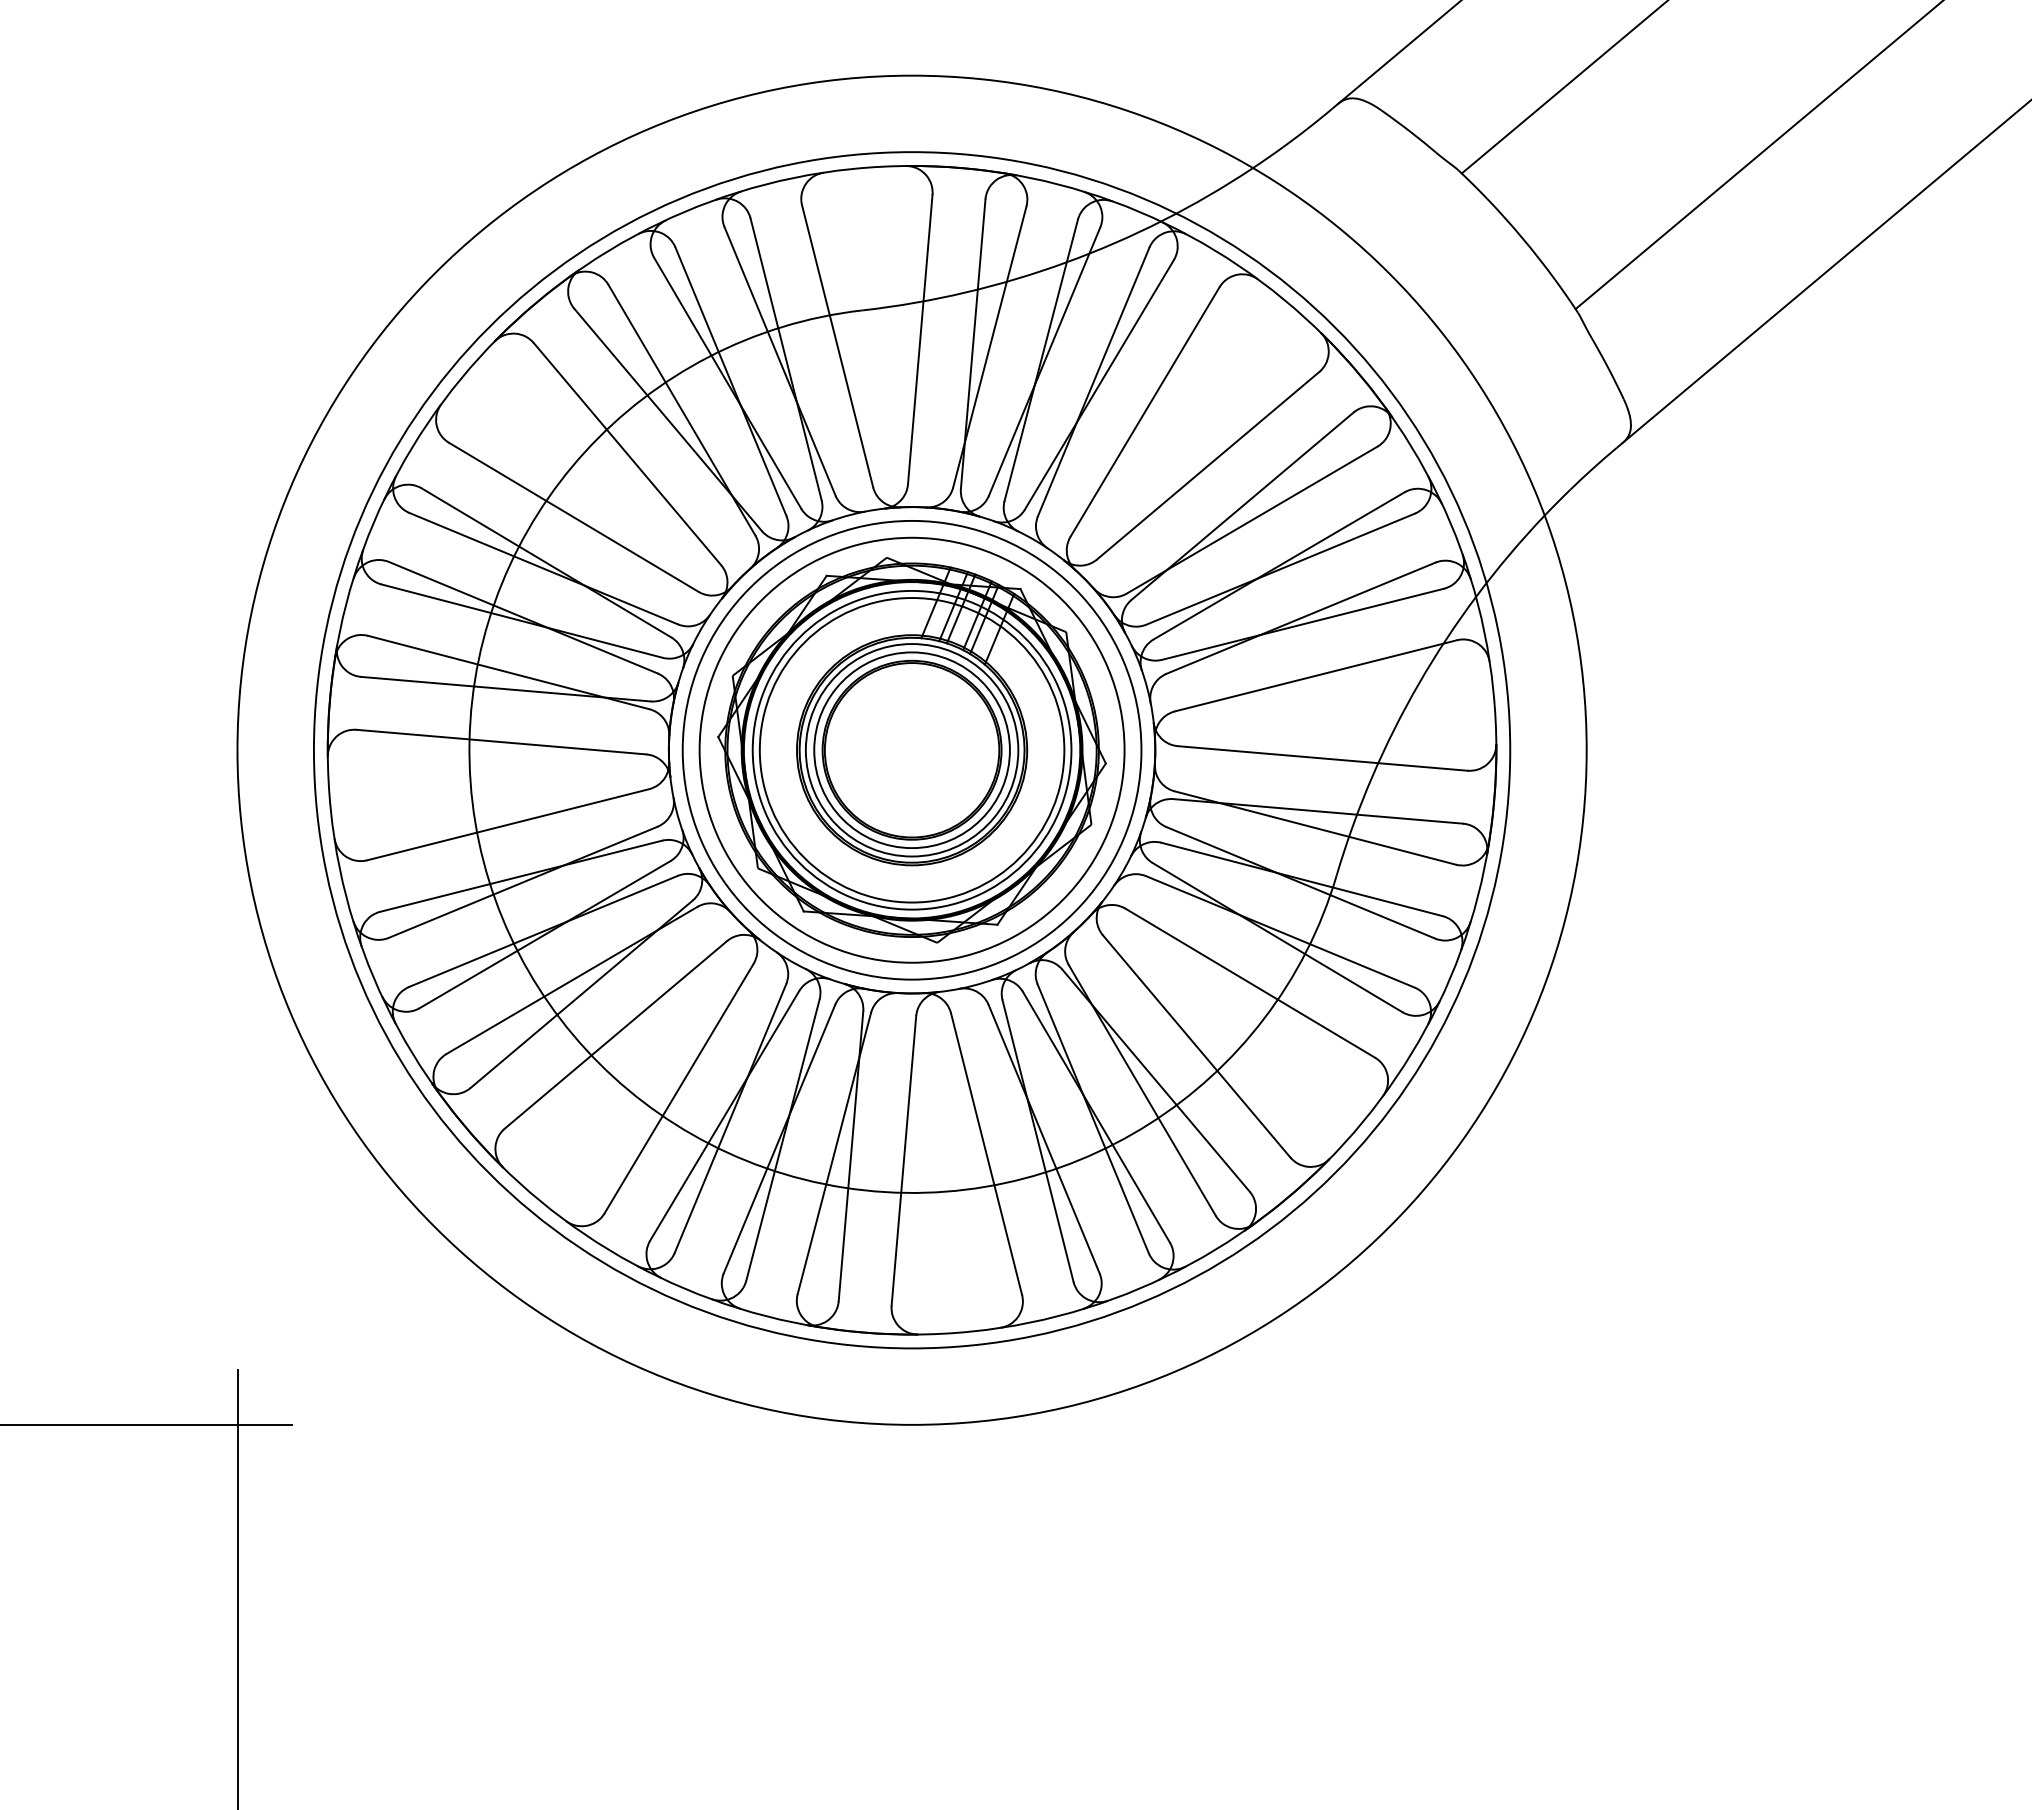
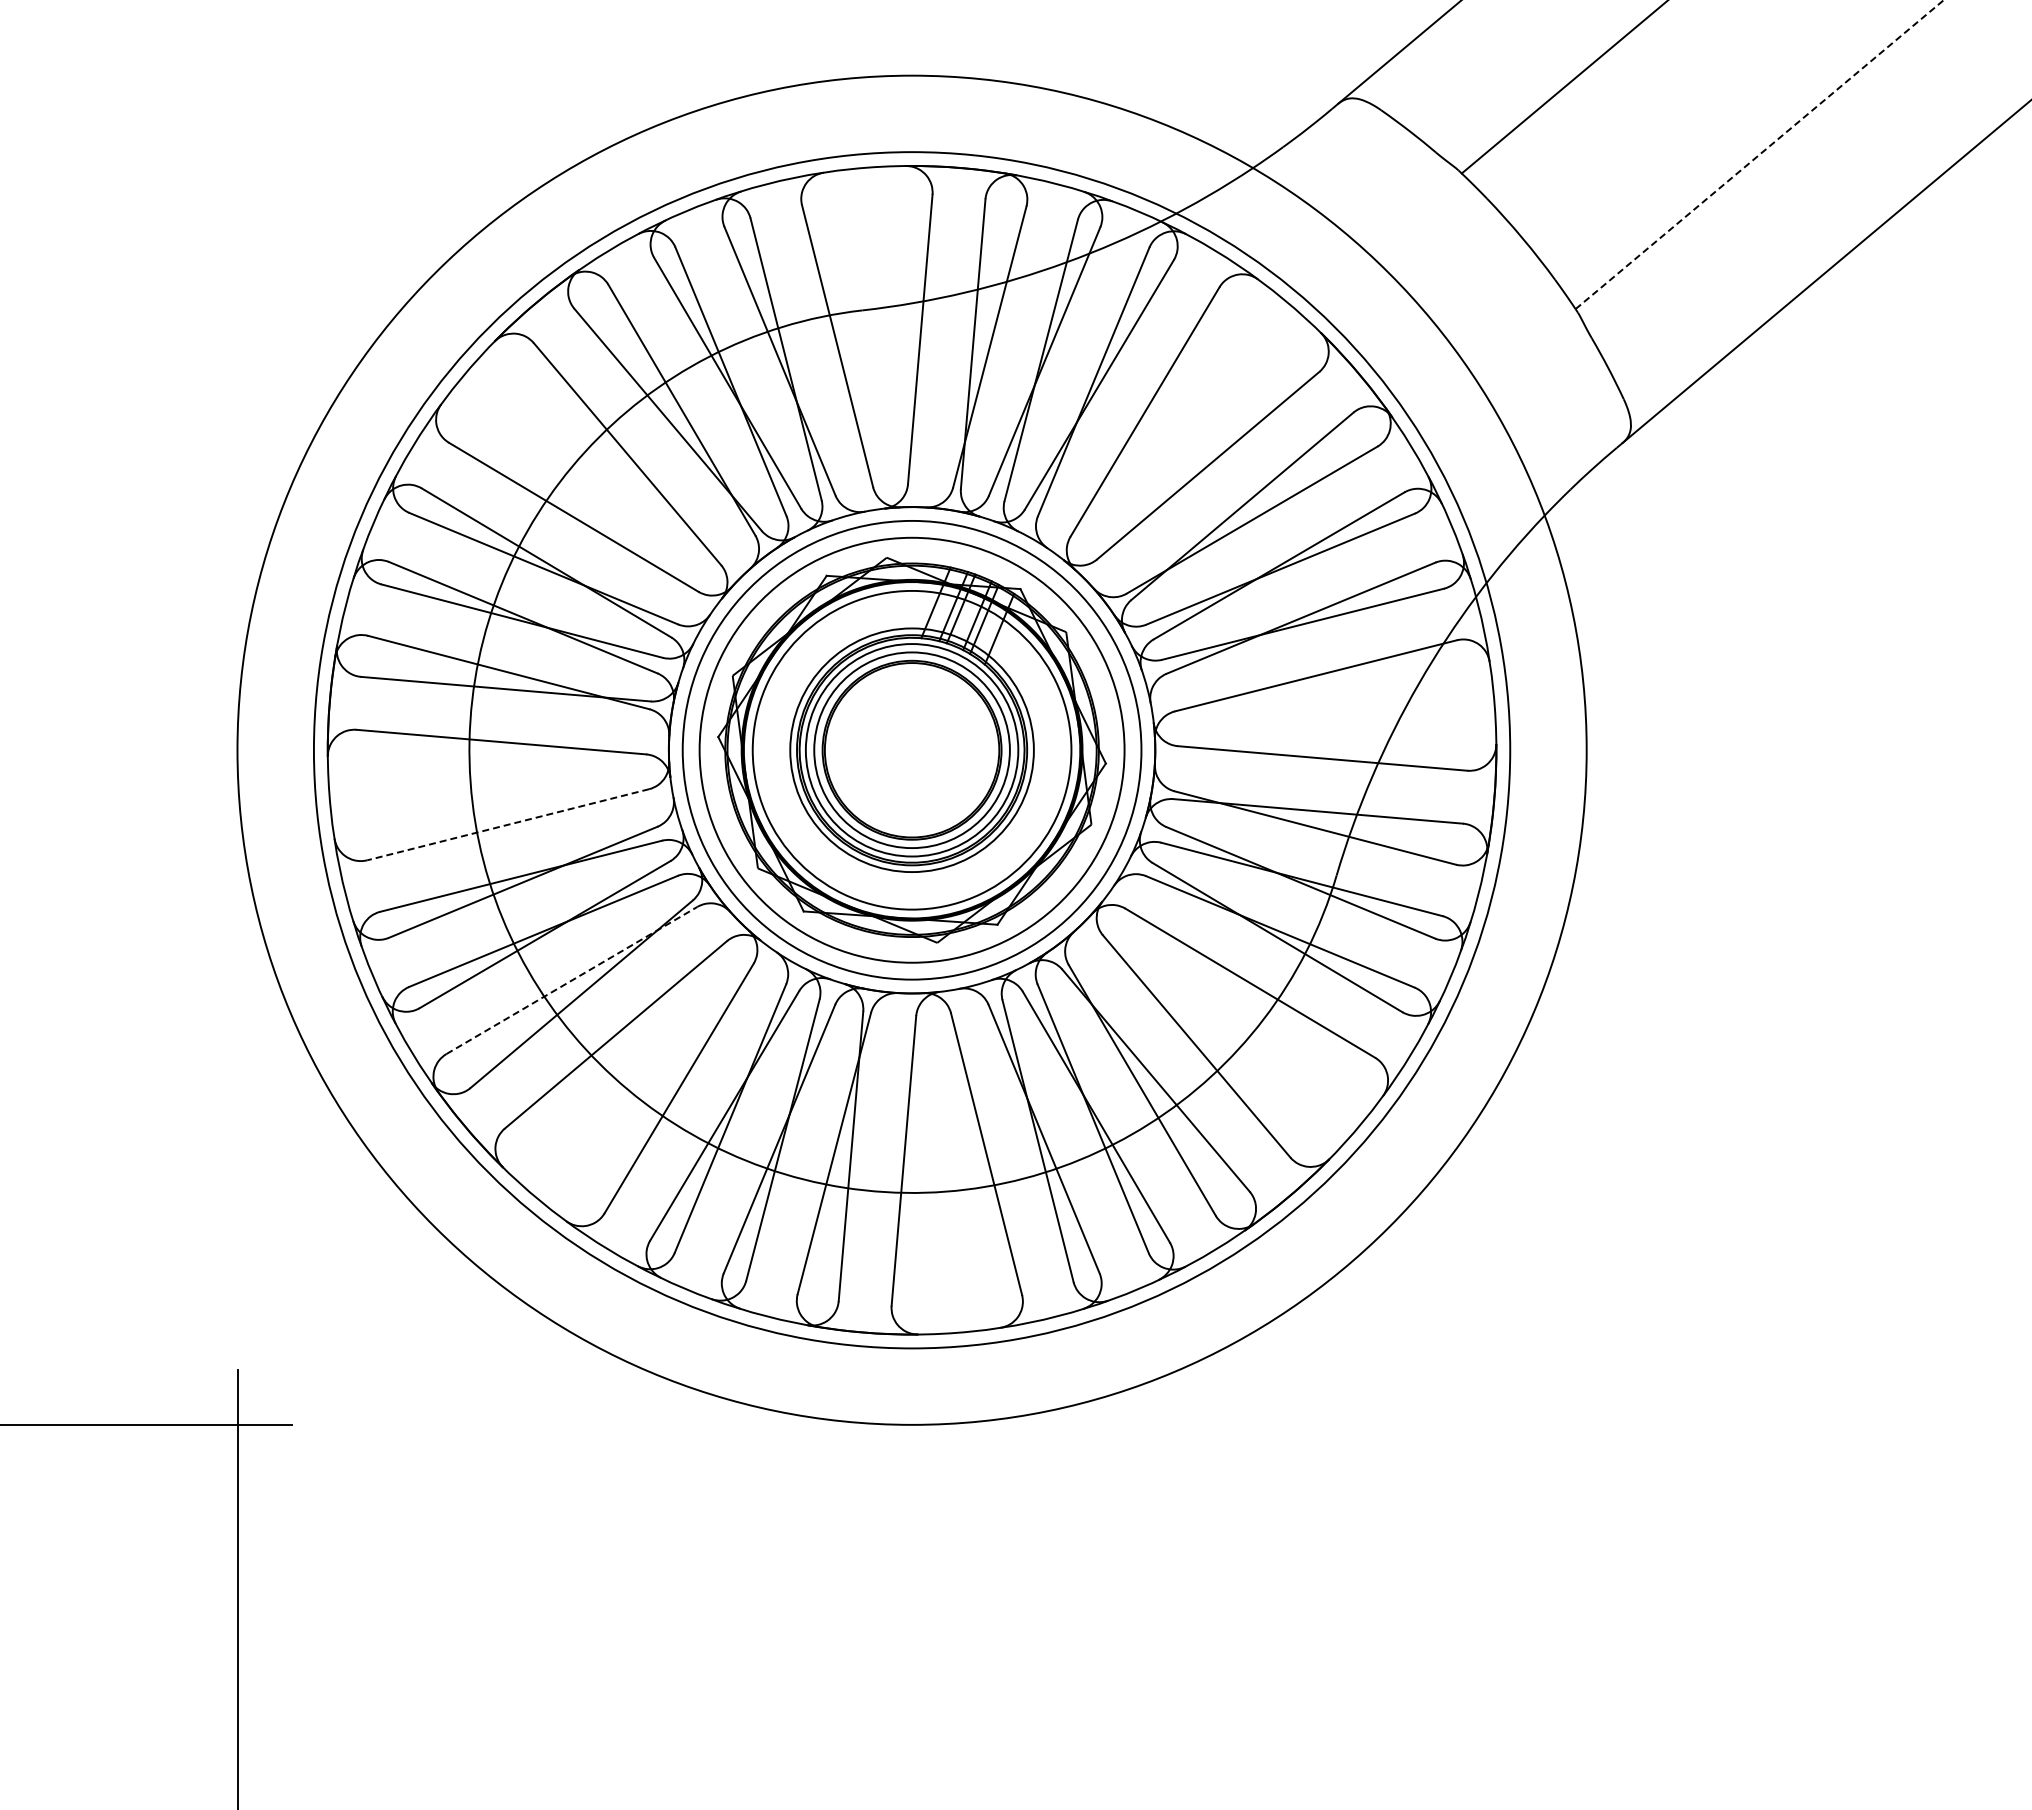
line: solid -> dashed (1759, 154)
circle diameter: 305 px -> 244 px (911, 750)
line: solid -> dashed (507, 824)
line: solid -> dashed (572, 980)
